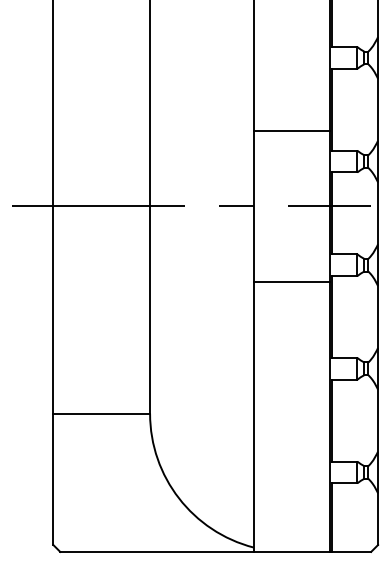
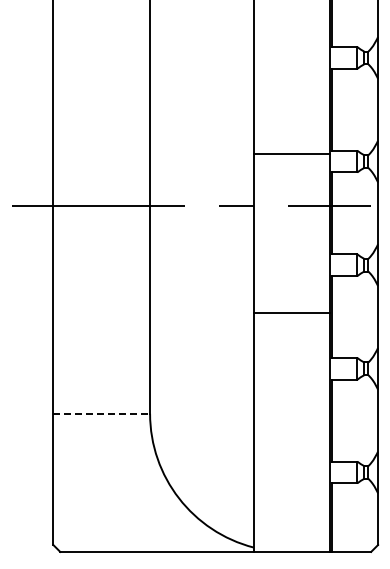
line position: (291, 130) -> (291, 153) (291, 153)
line position: (291, 282) -> (291, 313) (291, 313)
line: solid -> dashed (102, 413)
